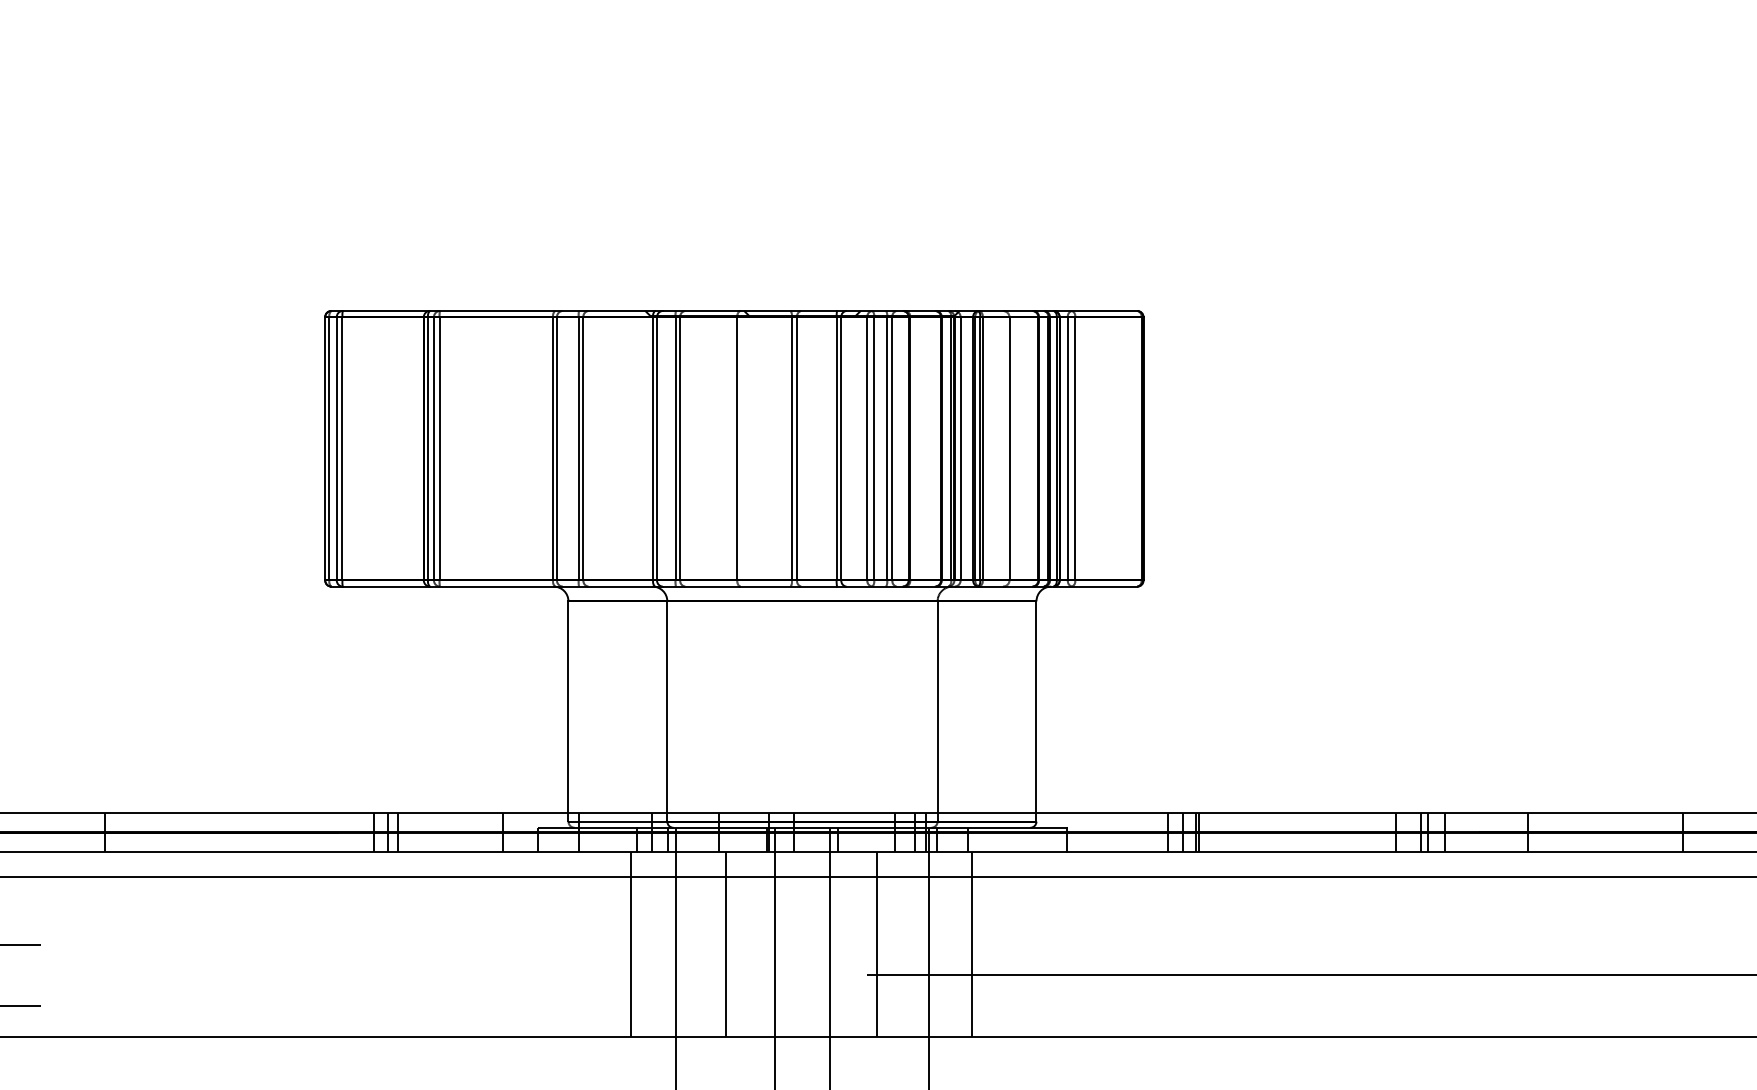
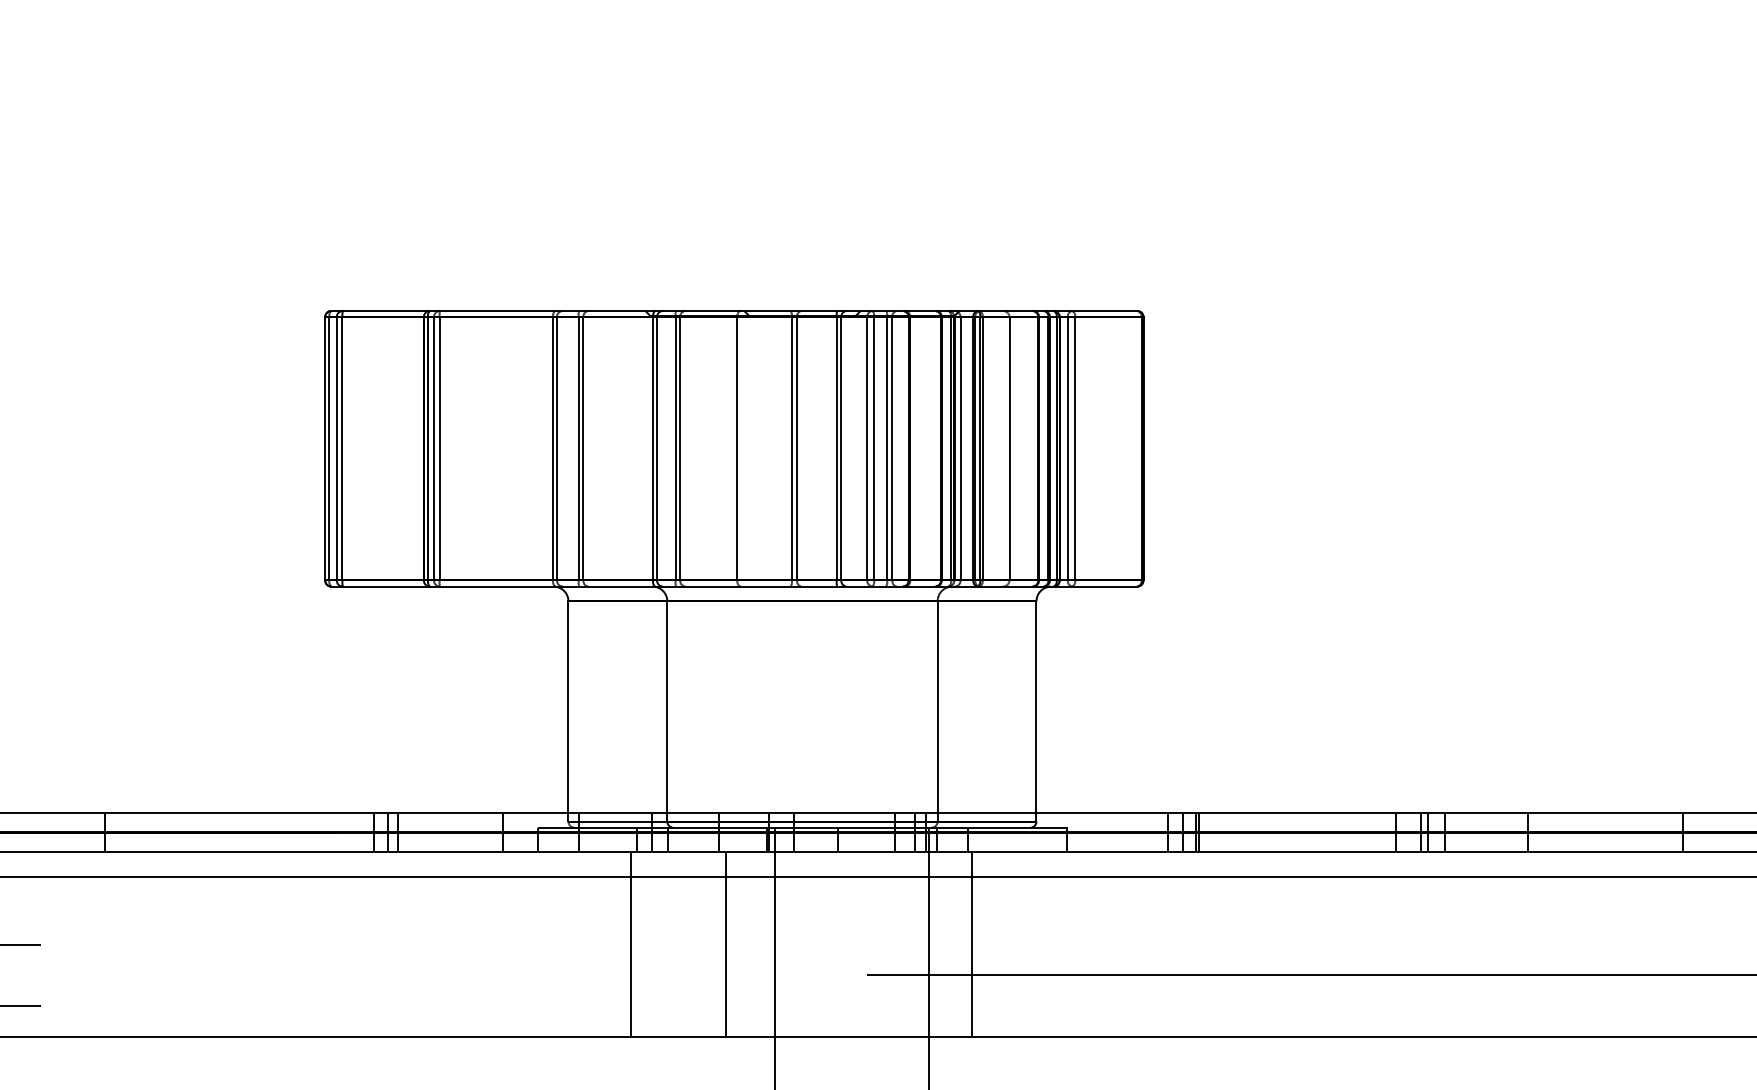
line: present -> none (876, 944)
line: present -> none (676, 956)
line: present -> none (829, 956)
